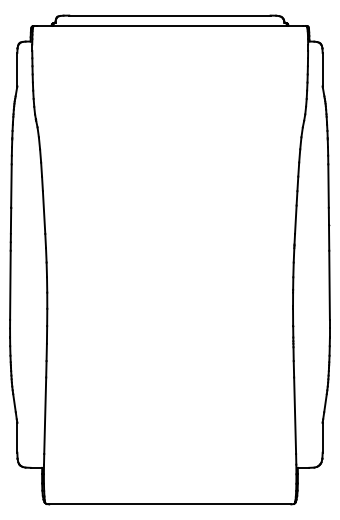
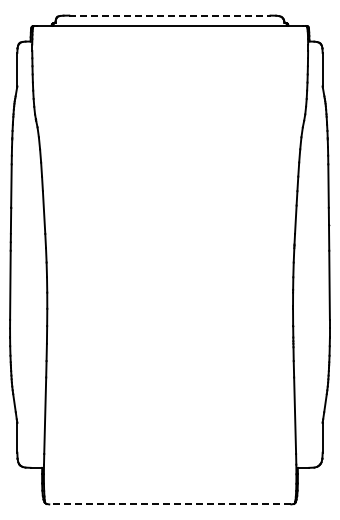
line: solid -> dashed (169, 15)
line: solid -> dashed (169, 504)
